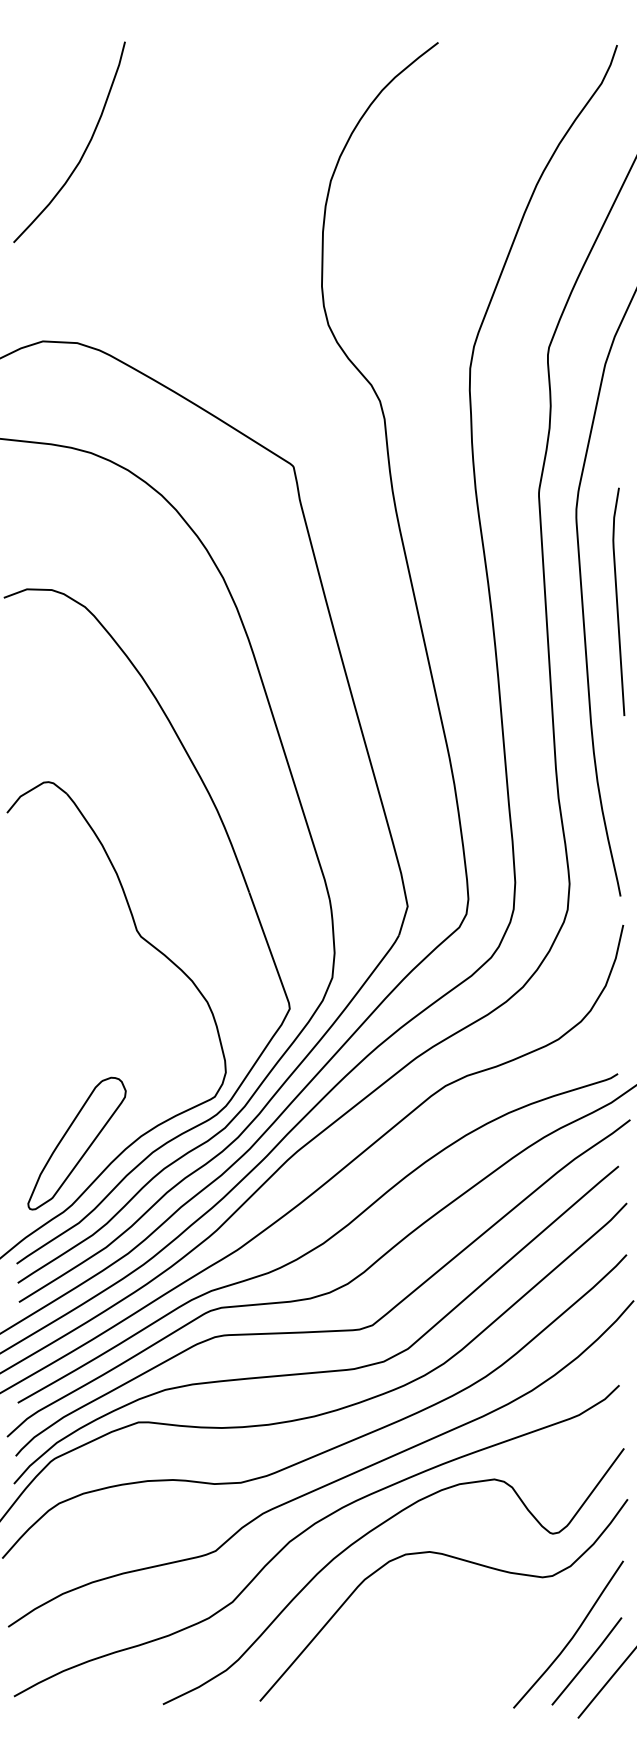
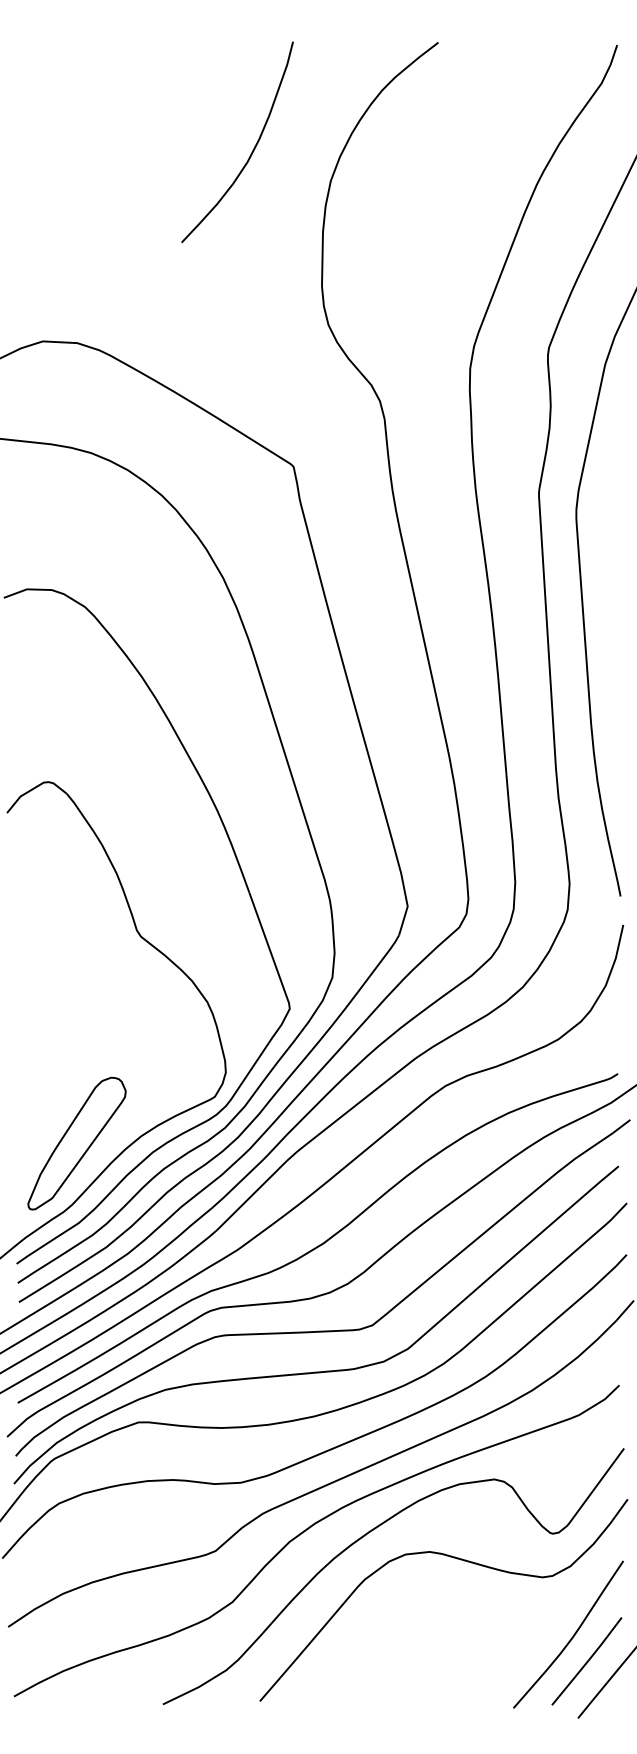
curve position: (84, 150) -> (252, 150) (252, 150)
line: present -> none (617, 601)
